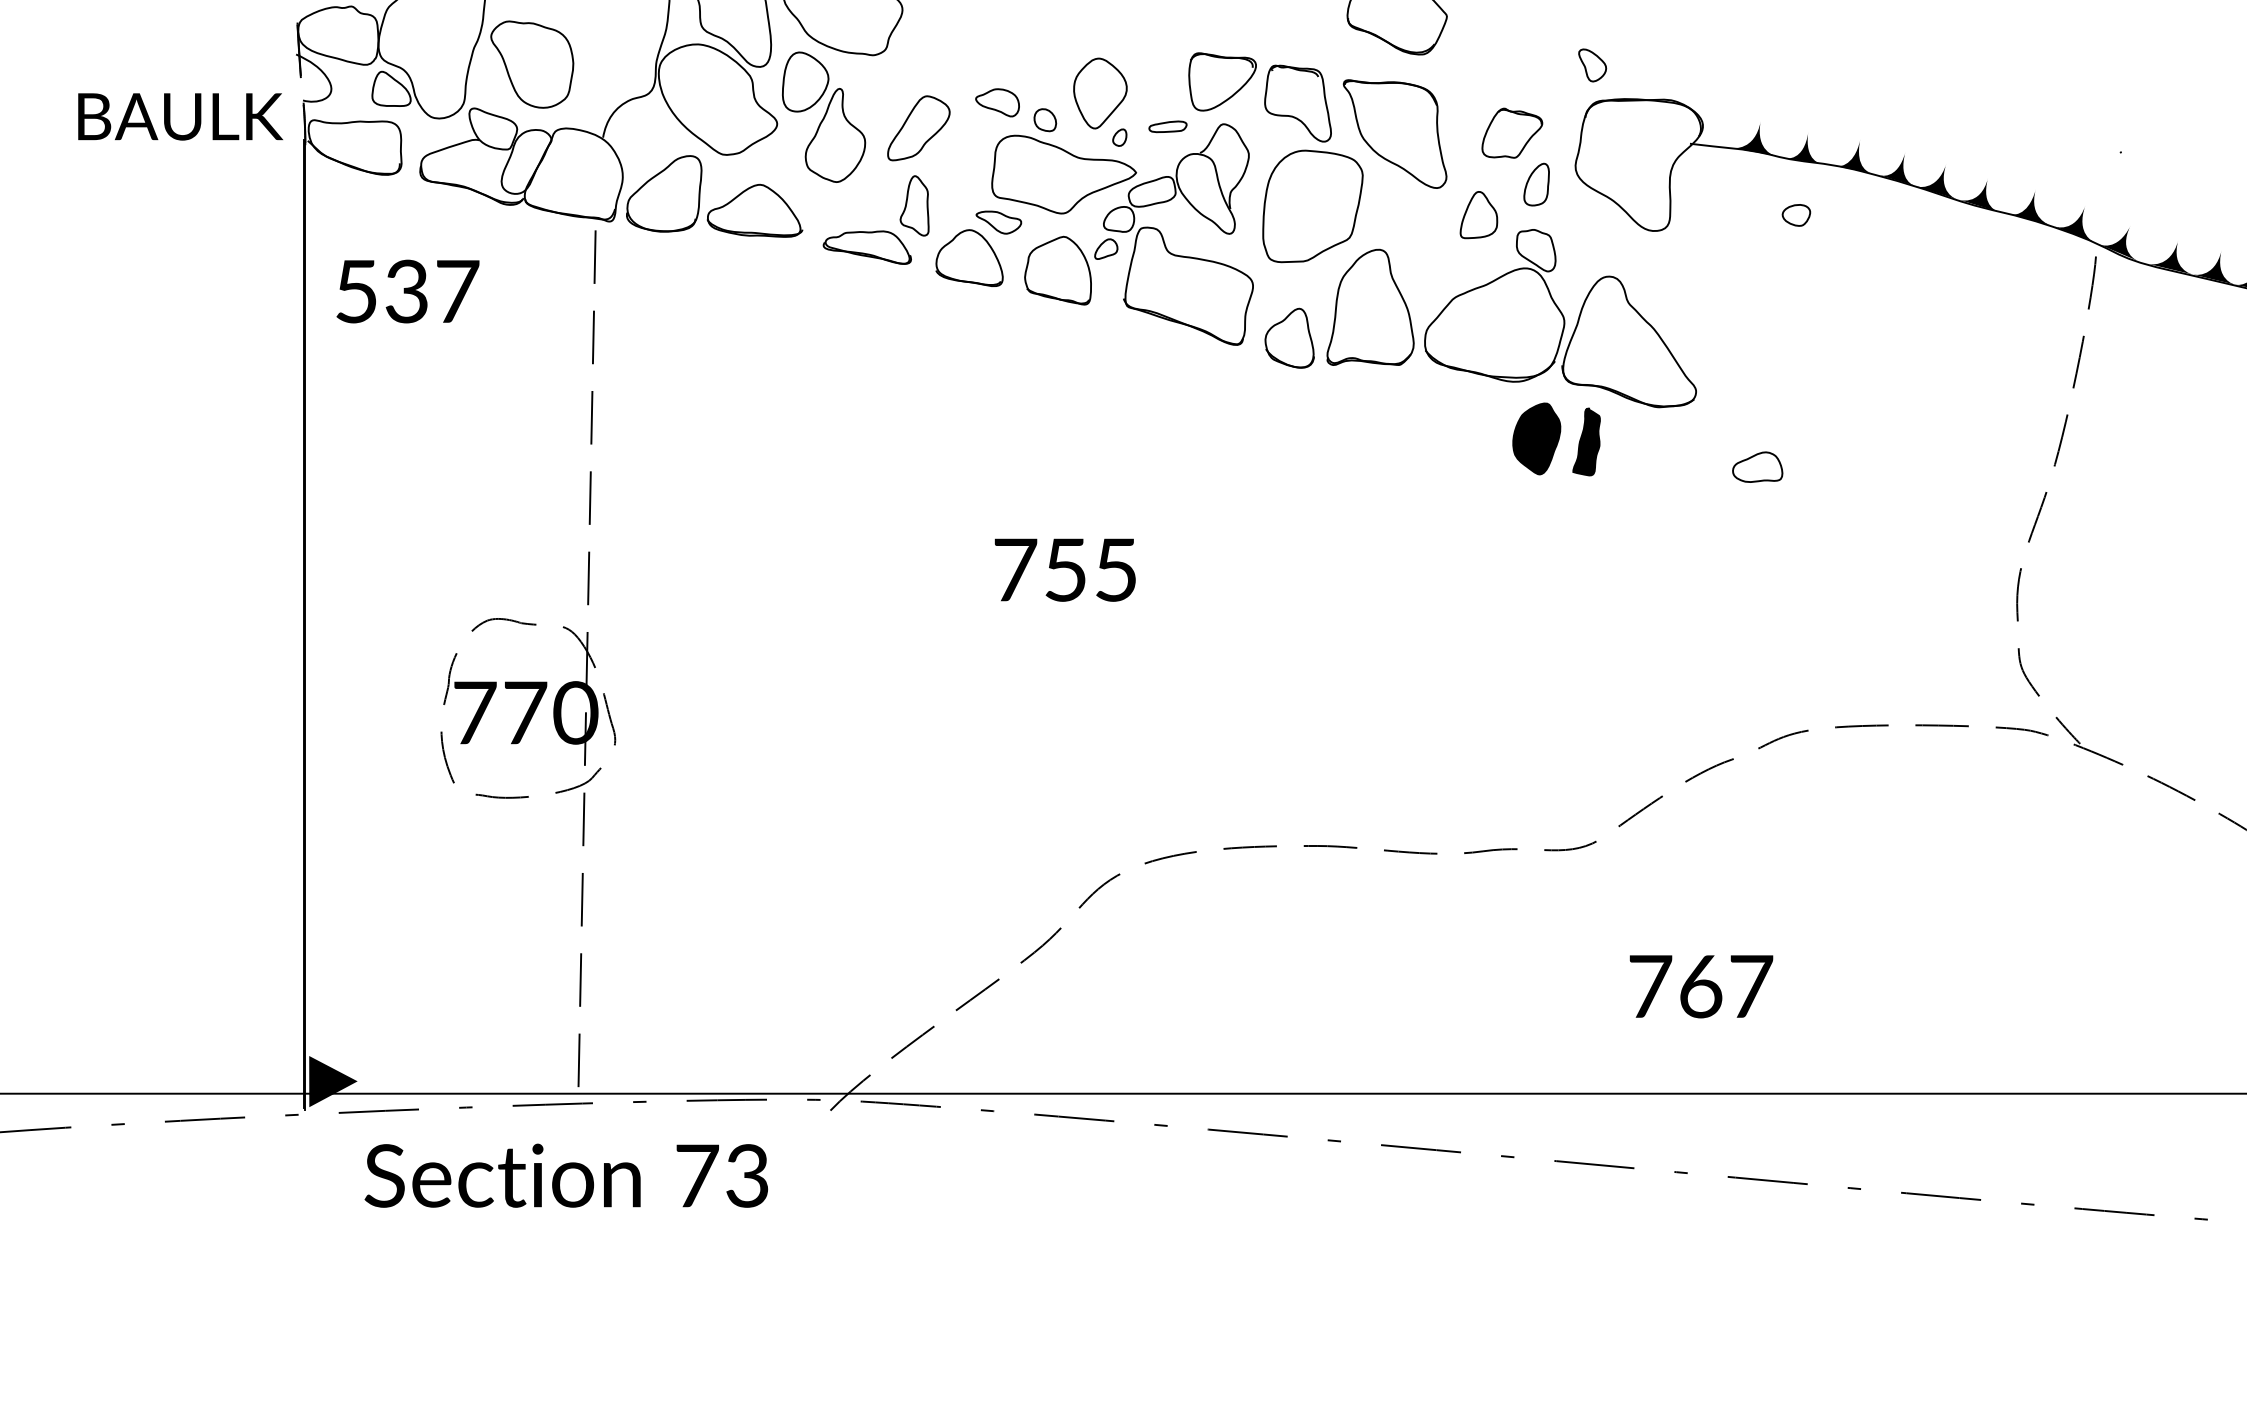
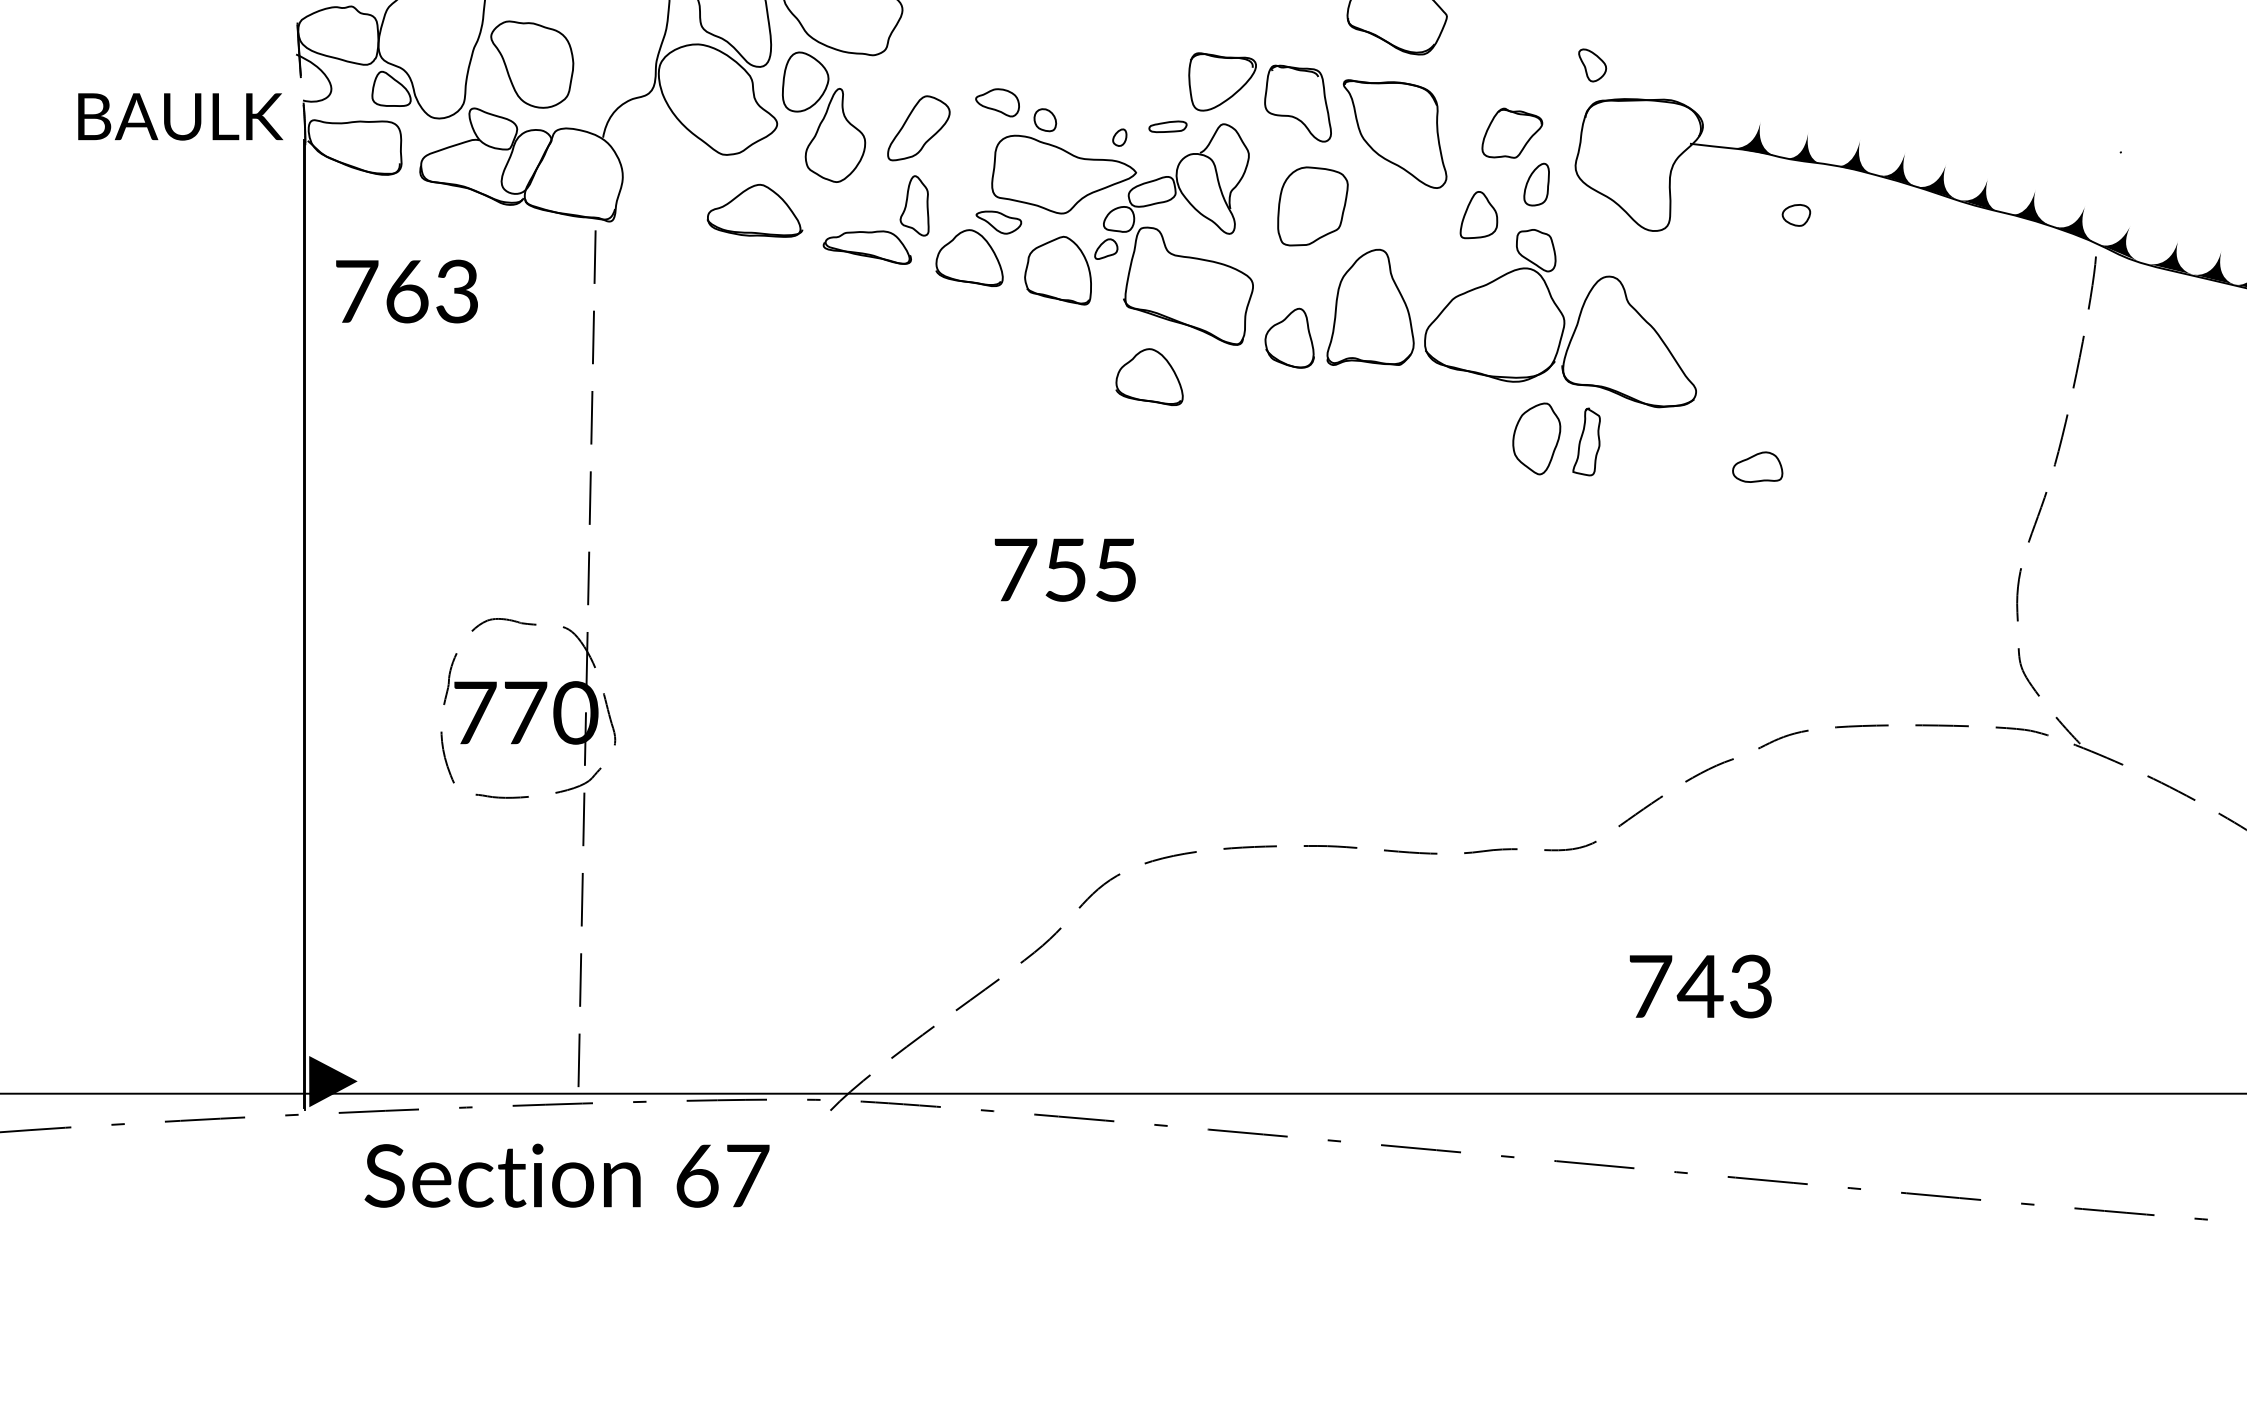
part: present -> none (1100, 93)
part: present -> none (664, 193)
part size: 102x115 px -> 72x81 px (1312, 206)
text: 537 -> 763 (407, 291)
part: none -> present (1149, 376)
fill: present -> none (1536, 438)
fill: present -> none (1586, 441)
text: 767 -> 743 (1724, 986)
text: 73 -> 67 (722, 1175)
